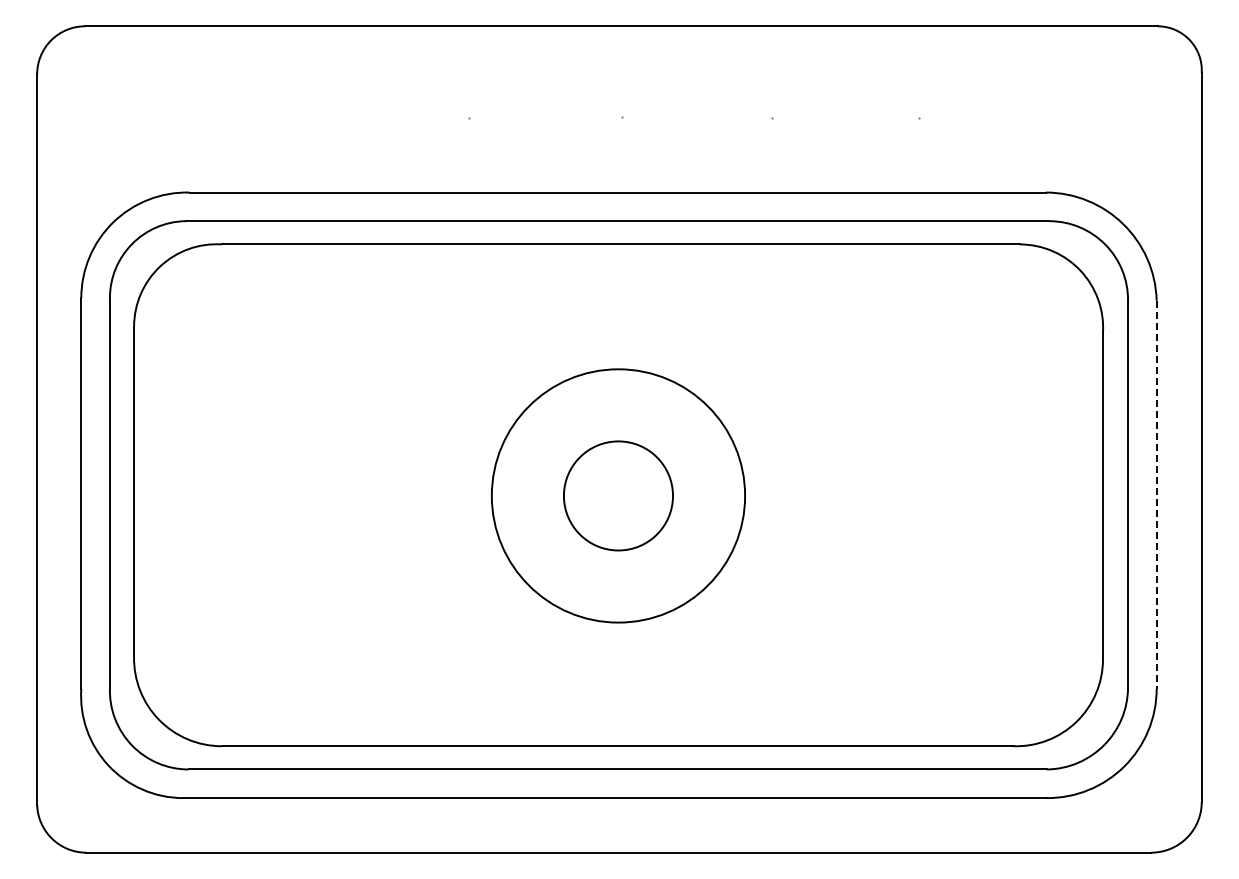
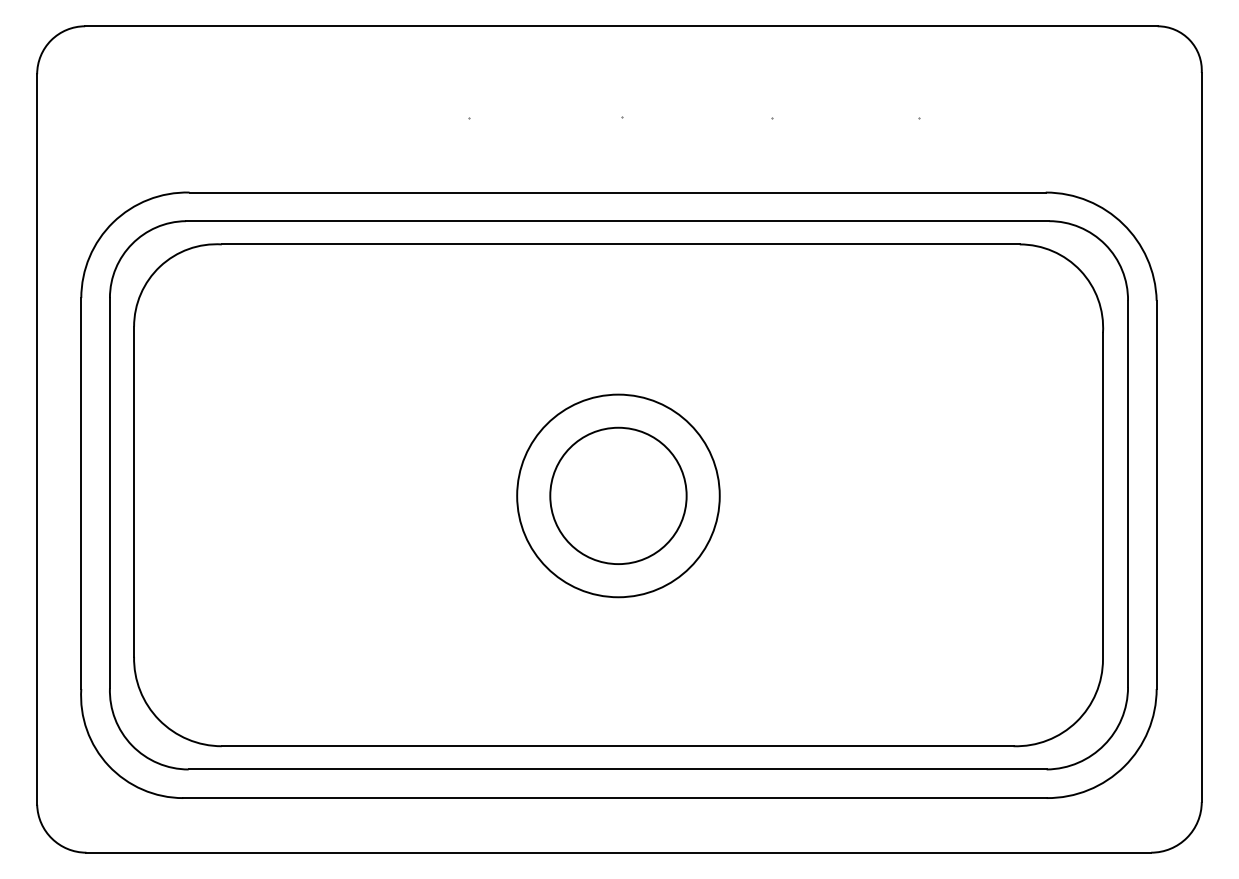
circle diameter: 109 px -> 136 px (618, 495)
circle diameter: 253 px -> 203 px (618, 495)
line: dashed -> solid (1156, 495)
